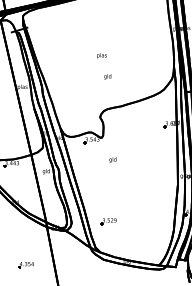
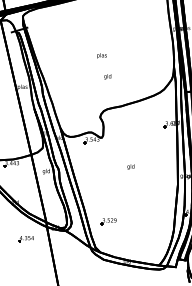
text position: (112, 159) -> (130, 166) (130, 166)
part position: (25, 265) -> (25, 239) (25, 239)
